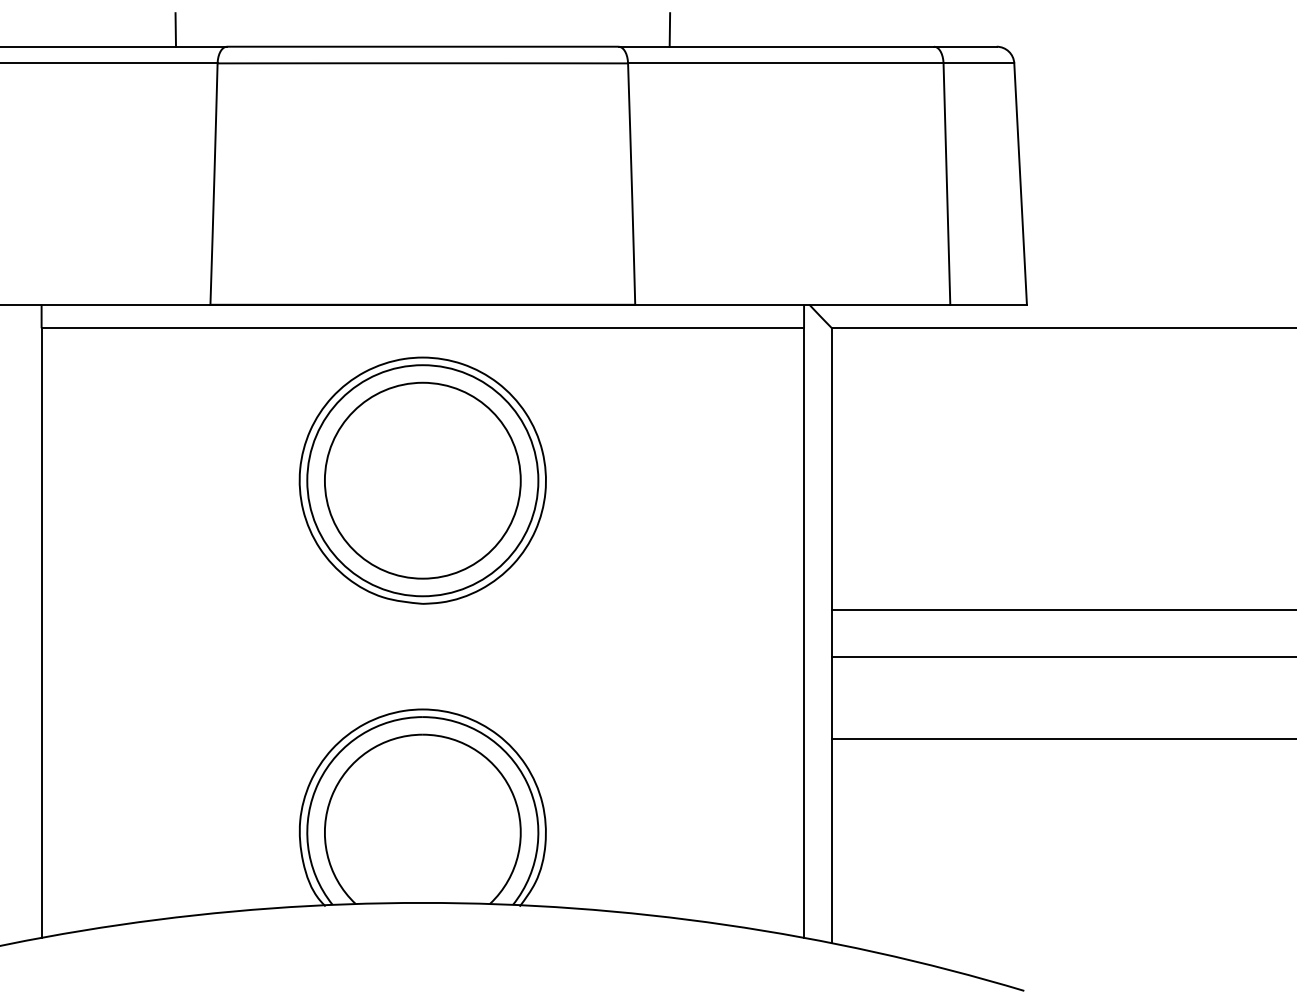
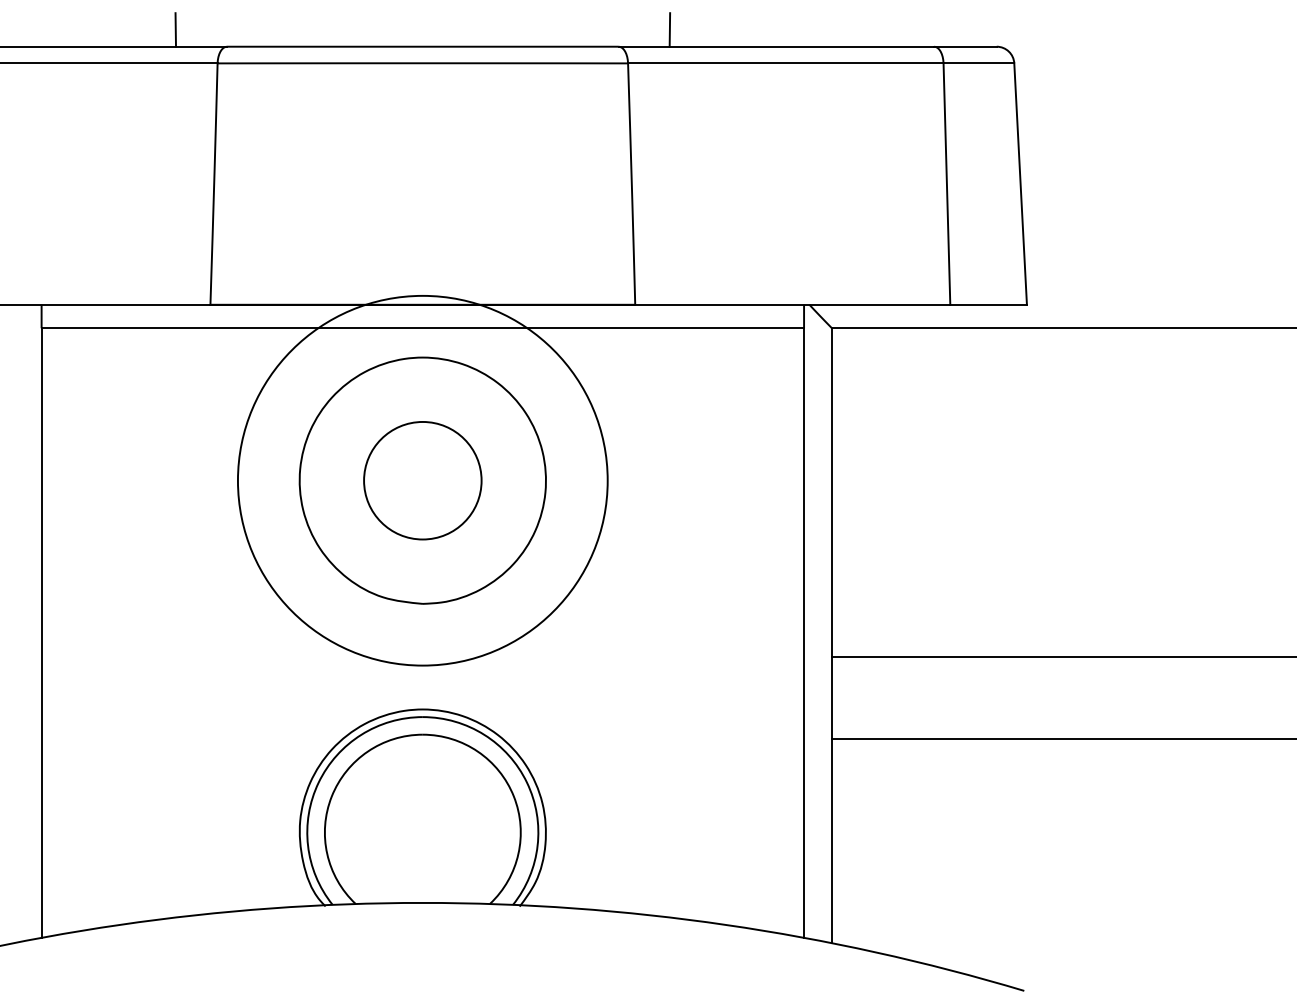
circle diameter: 196 px -> 118 px (422, 480)
circle diameter: 231 px -> 370 px (422, 480)
line: present -> none (1062, 609)
